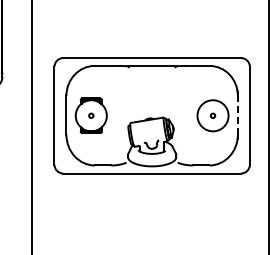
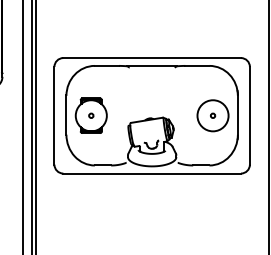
line: dashed -> solid (237, 114)
line: none -> present (23, 126)
line: none -> present (35, 126)
